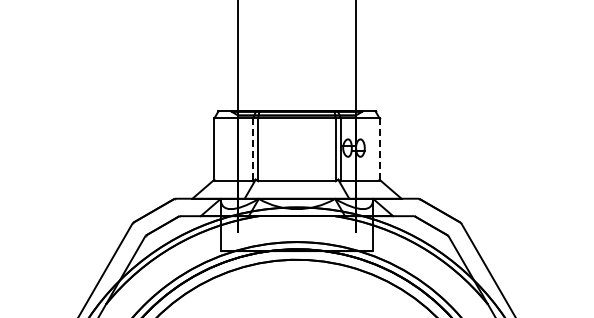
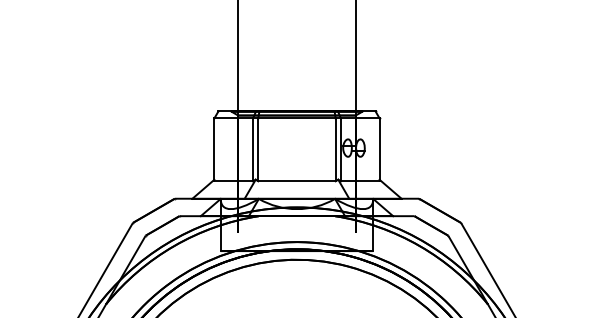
line: dashed -> solid (253, 150)
line: dashed -> solid (379, 150)
